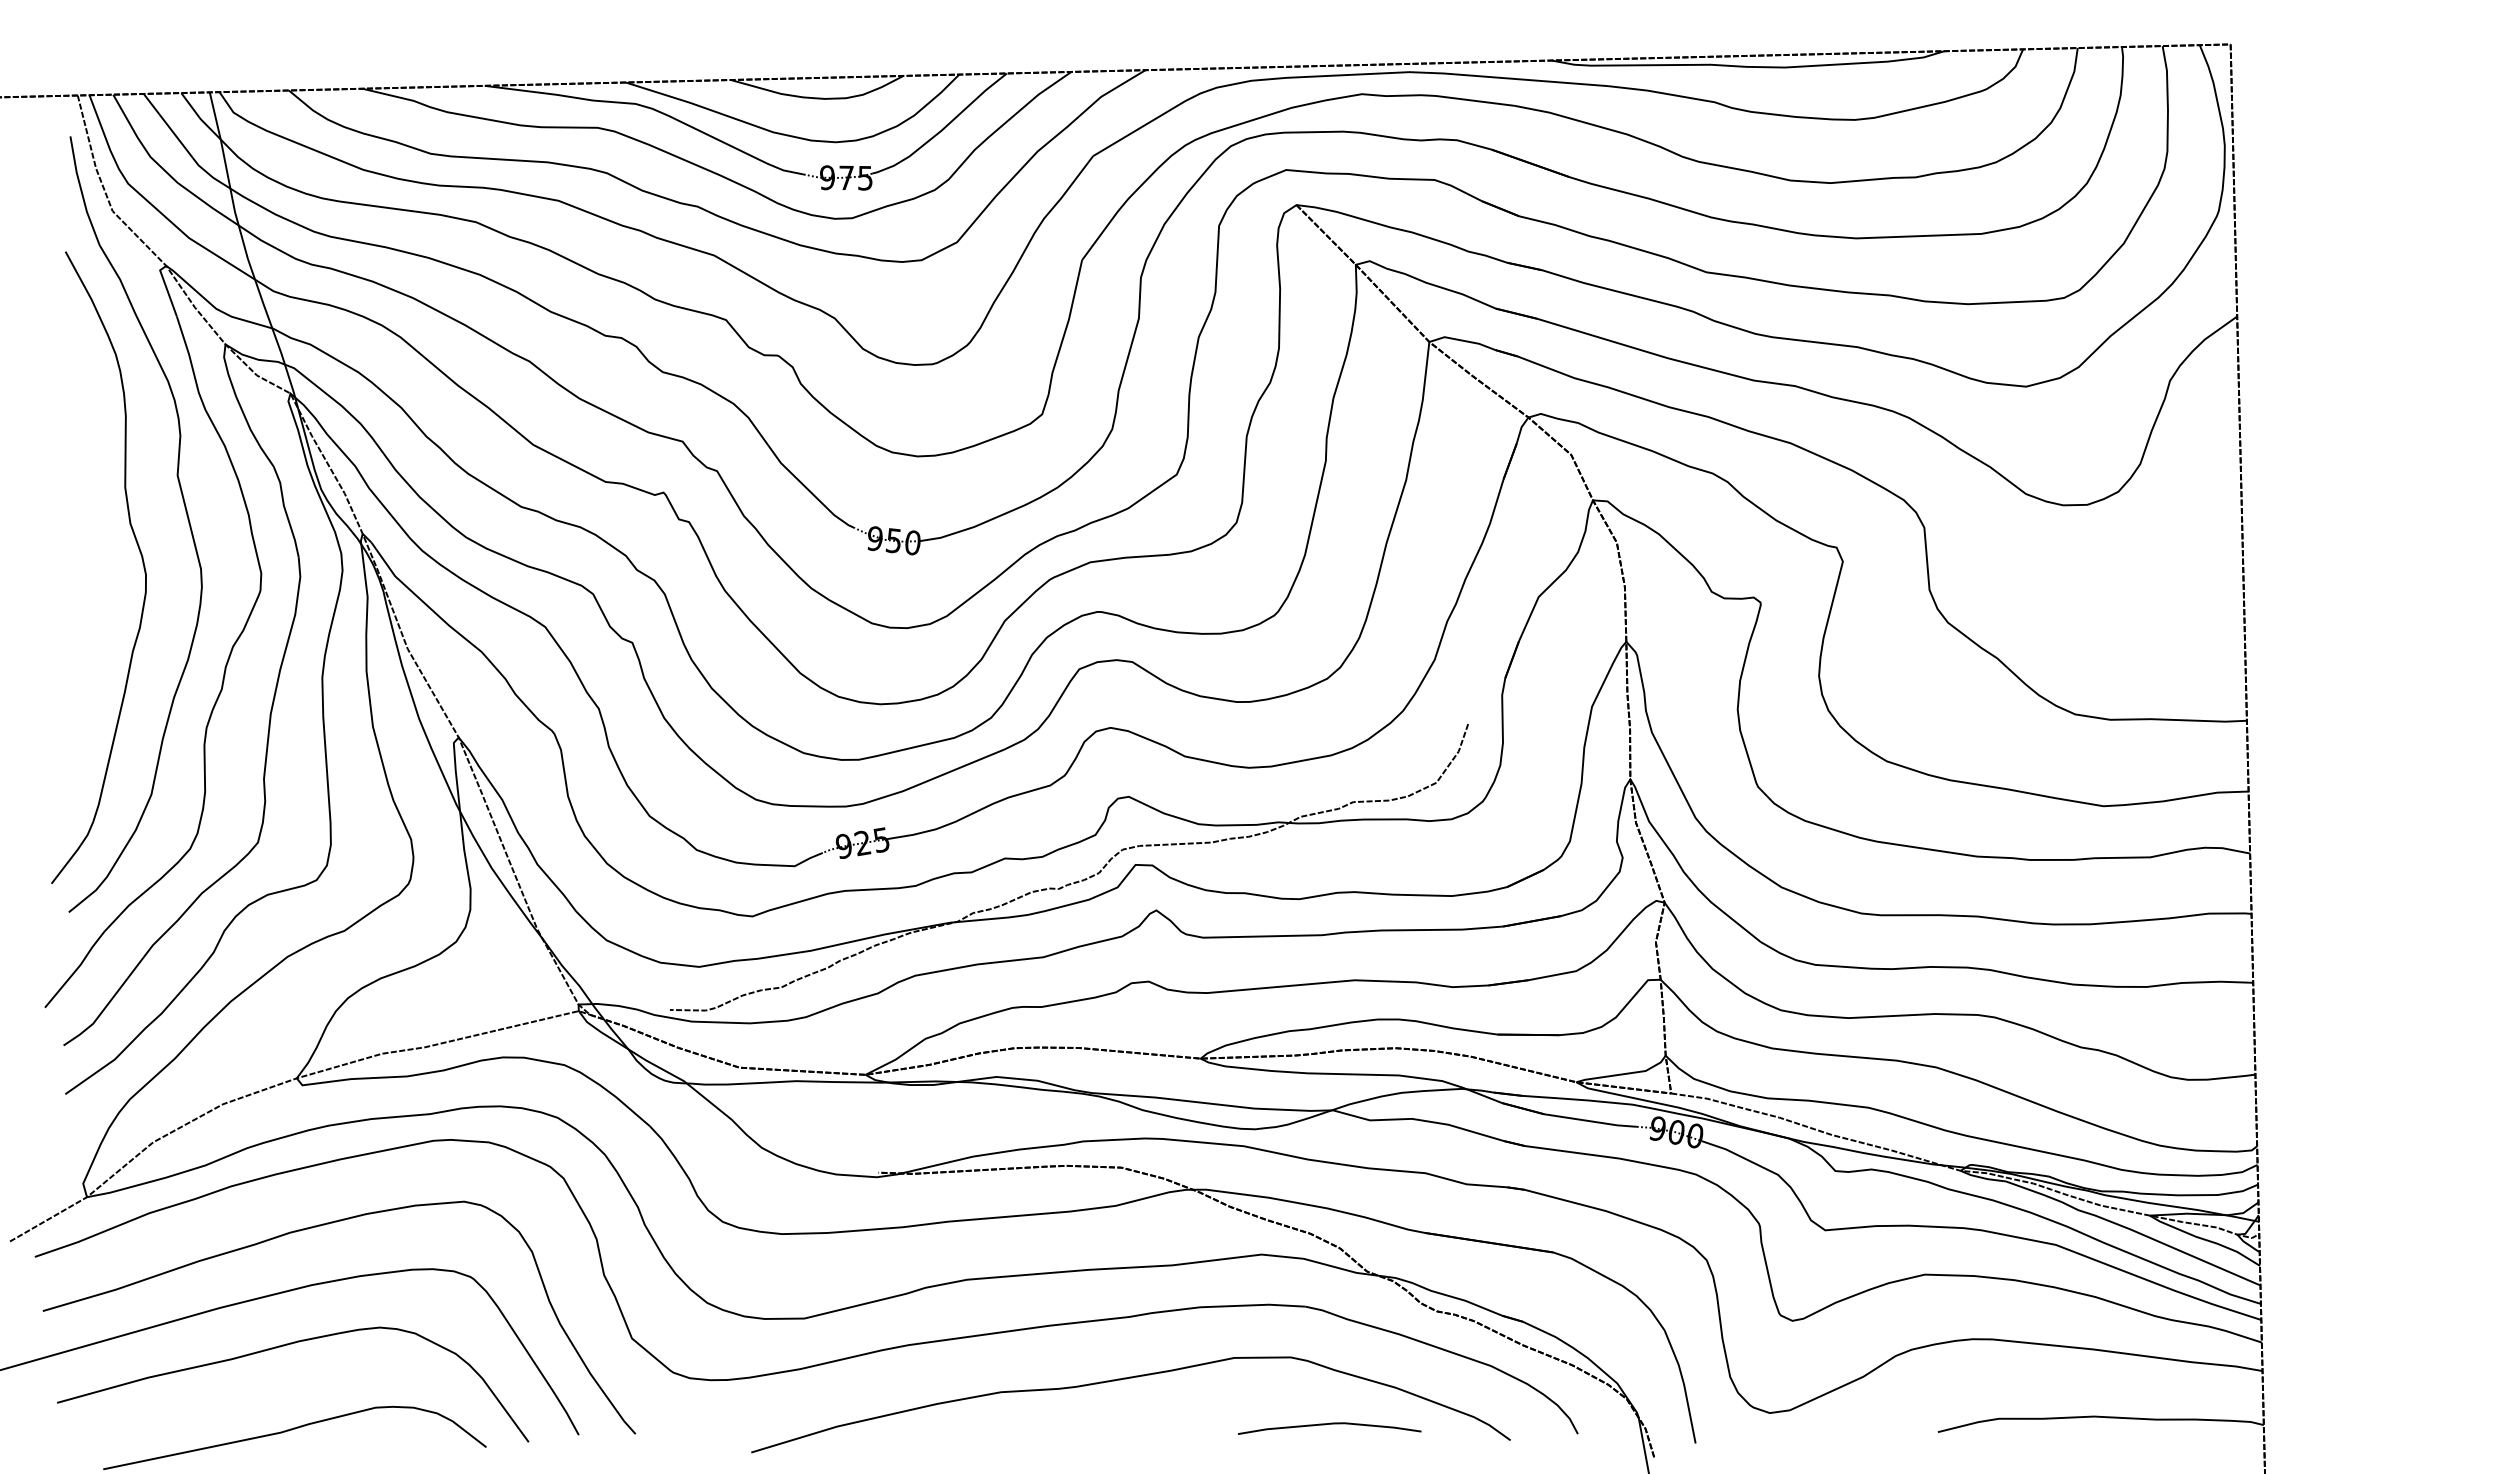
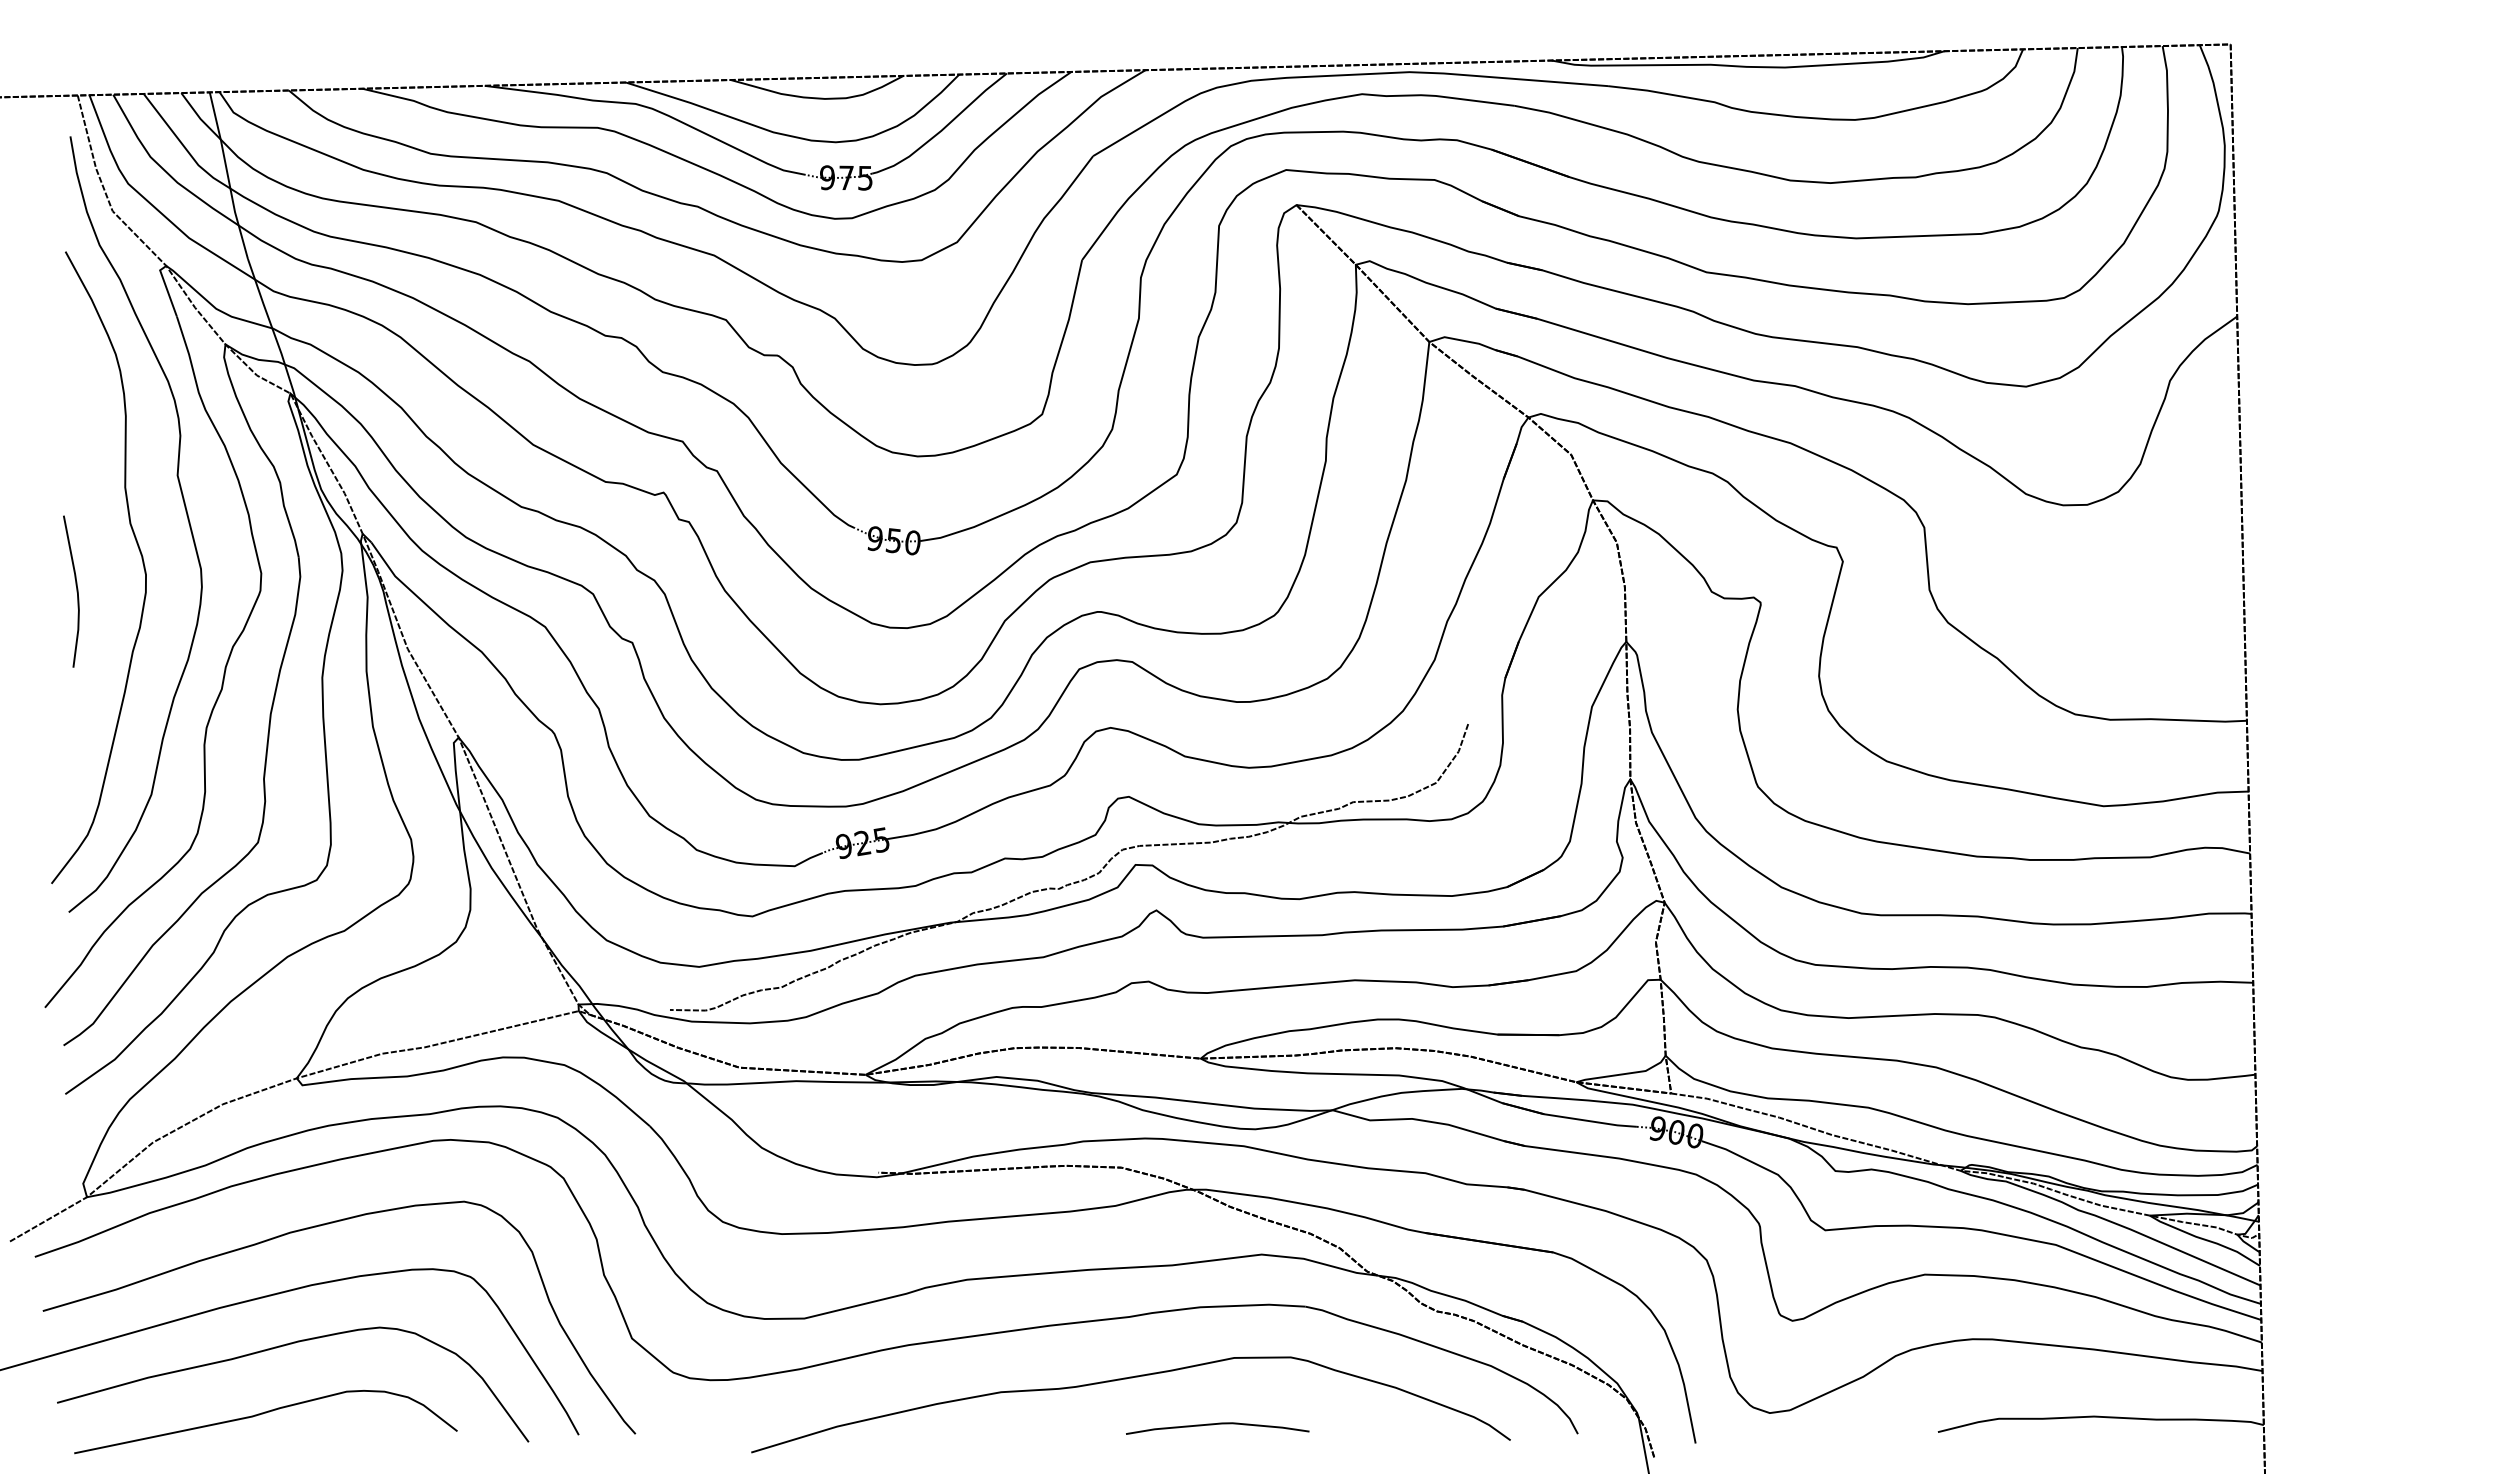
curve: none -> present (76, 591)
curve position: (1329, 1424) -> (1217, 1424) (1217, 1424)
curve position: (292, 1430) -> (263, 1414) (263, 1414)
